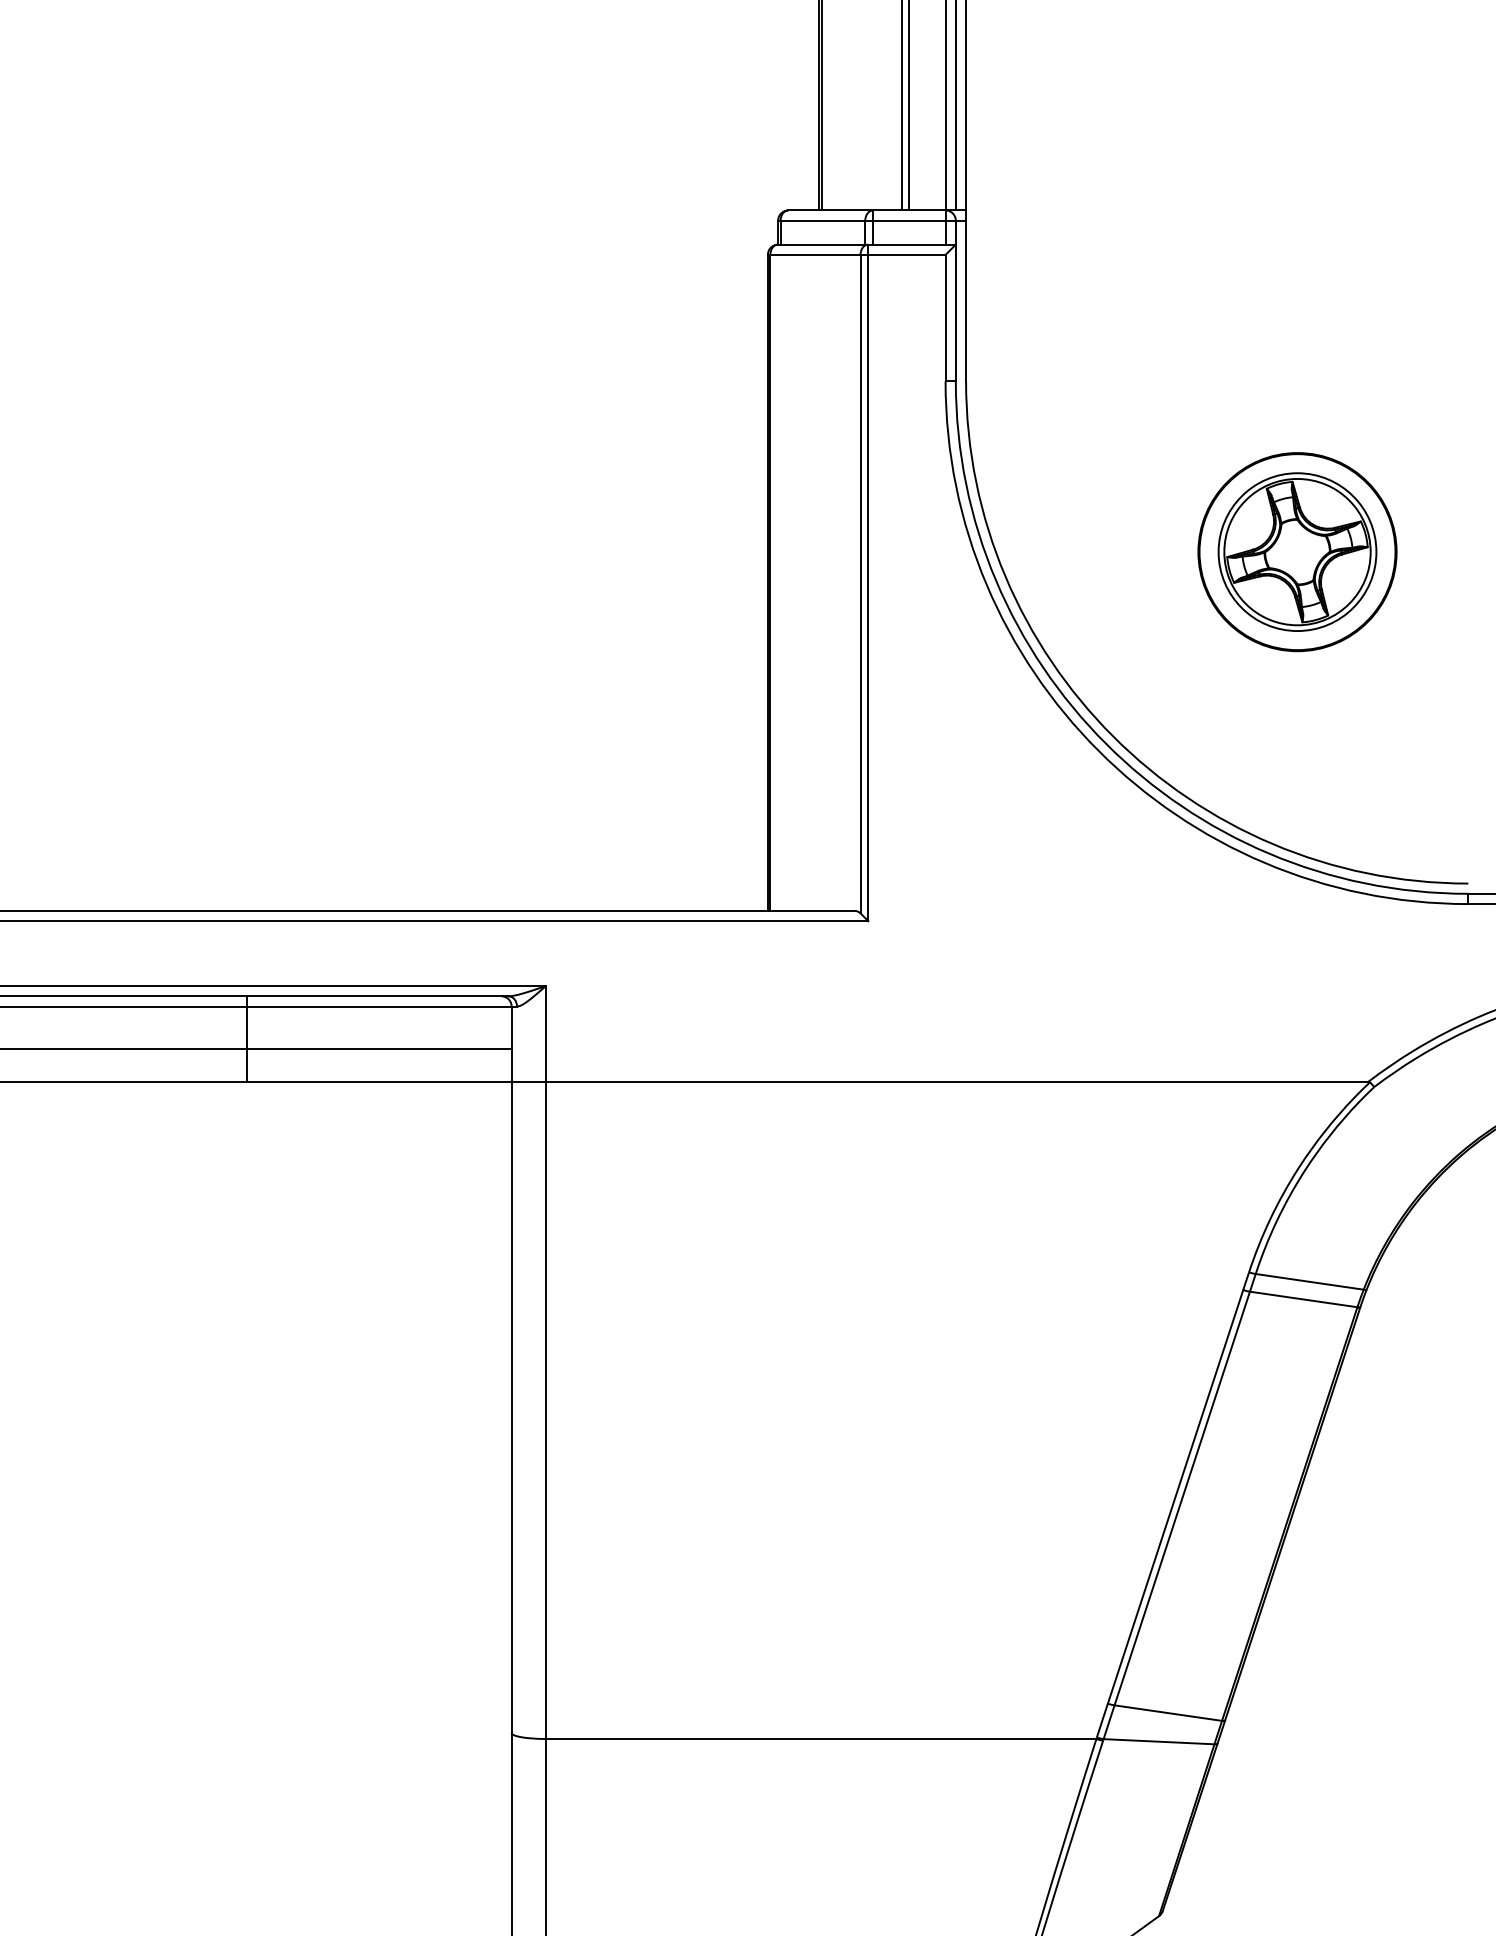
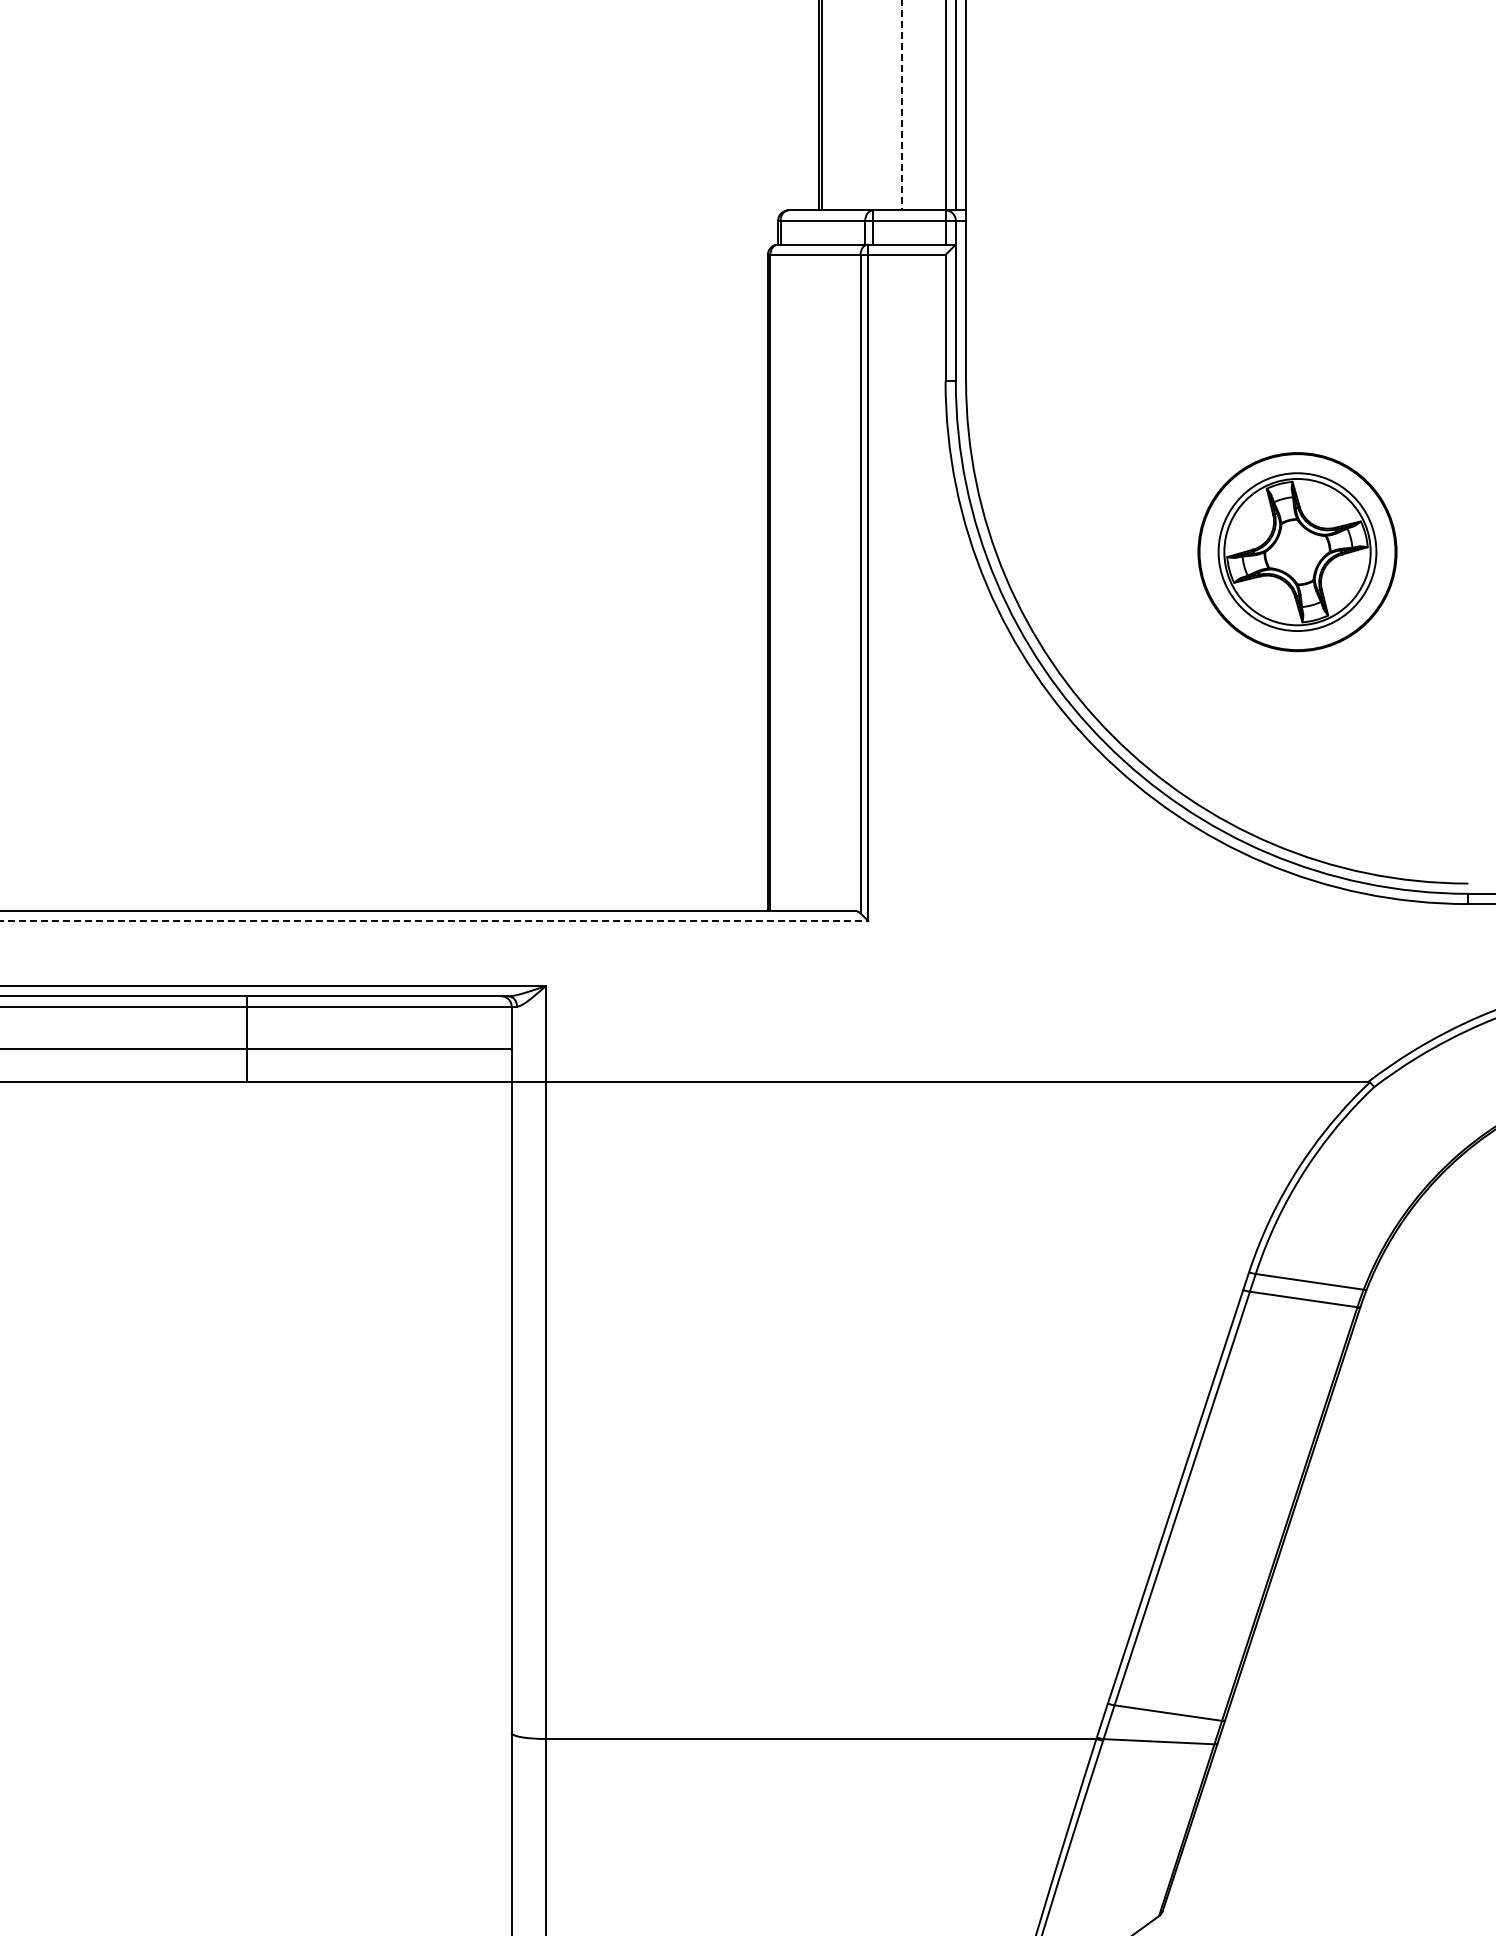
line: solid -> dashed (901, 105)
line: present -> none (909, 106)
line: solid -> dashed (434, 921)
